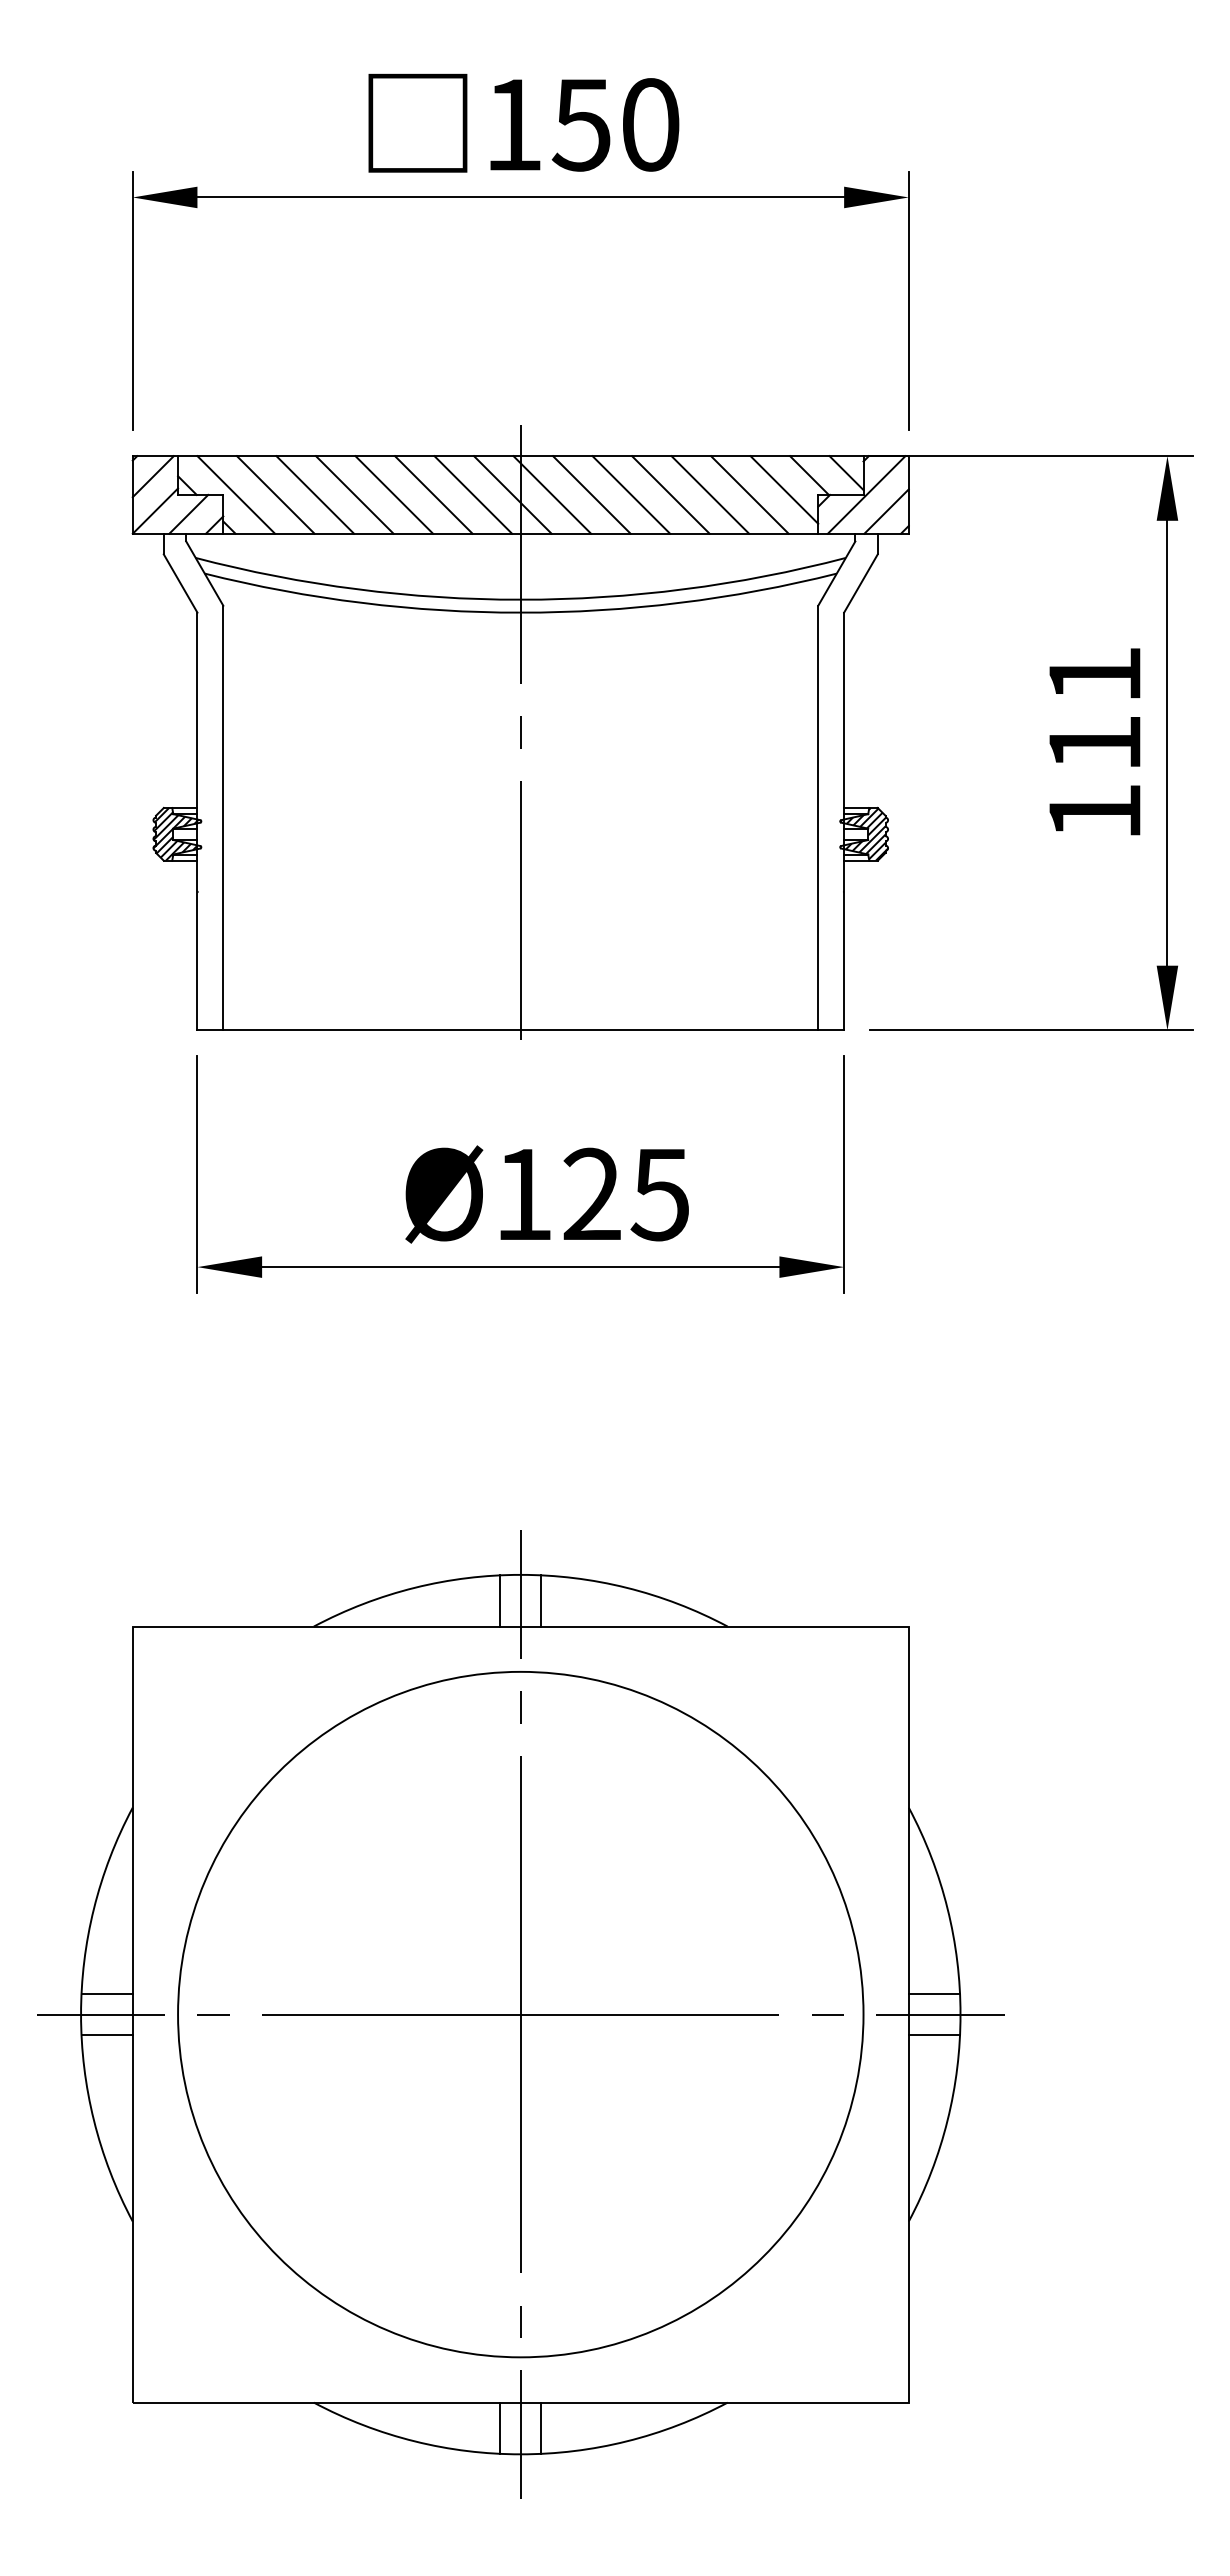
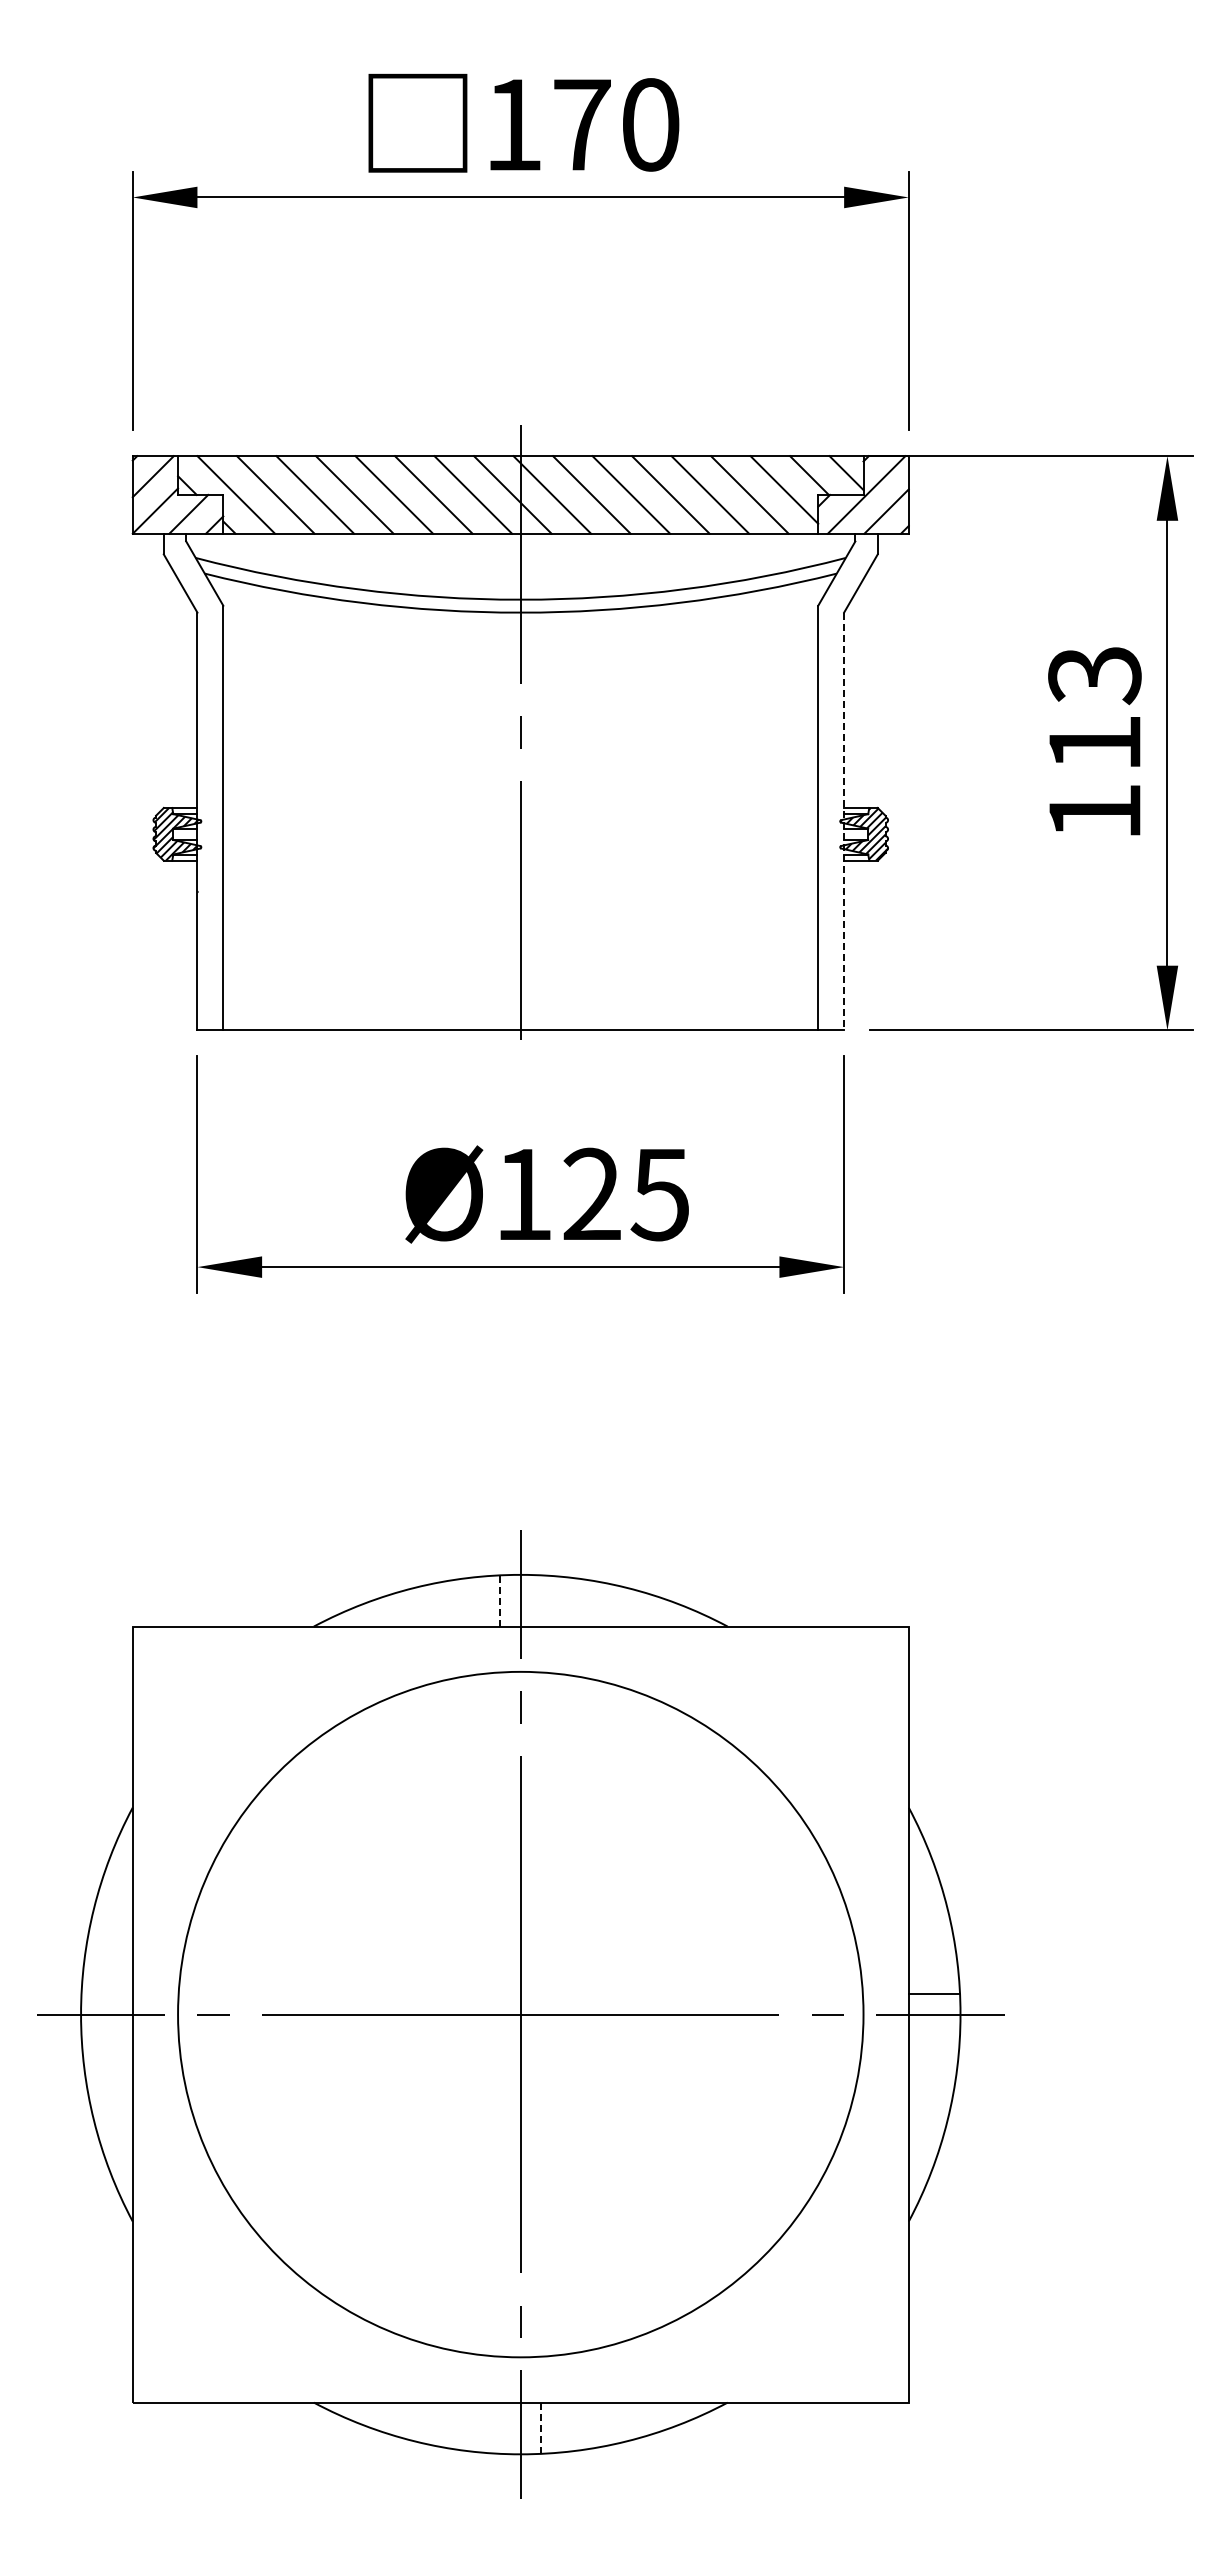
text: 150 -> 170 (580, 125)
text: 111 -> 113 (1094, 676)
line: solid -> dashed (844, 821)
line: solid -> dashed (500, 1600)
line: present -> none (541, 1600)
line: present -> none (106, 1993)
line: present -> none (106, 2035)
line: present -> none (934, 2035)
line: present -> none (500, 2427)
line: solid -> dashed (541, 2428)
